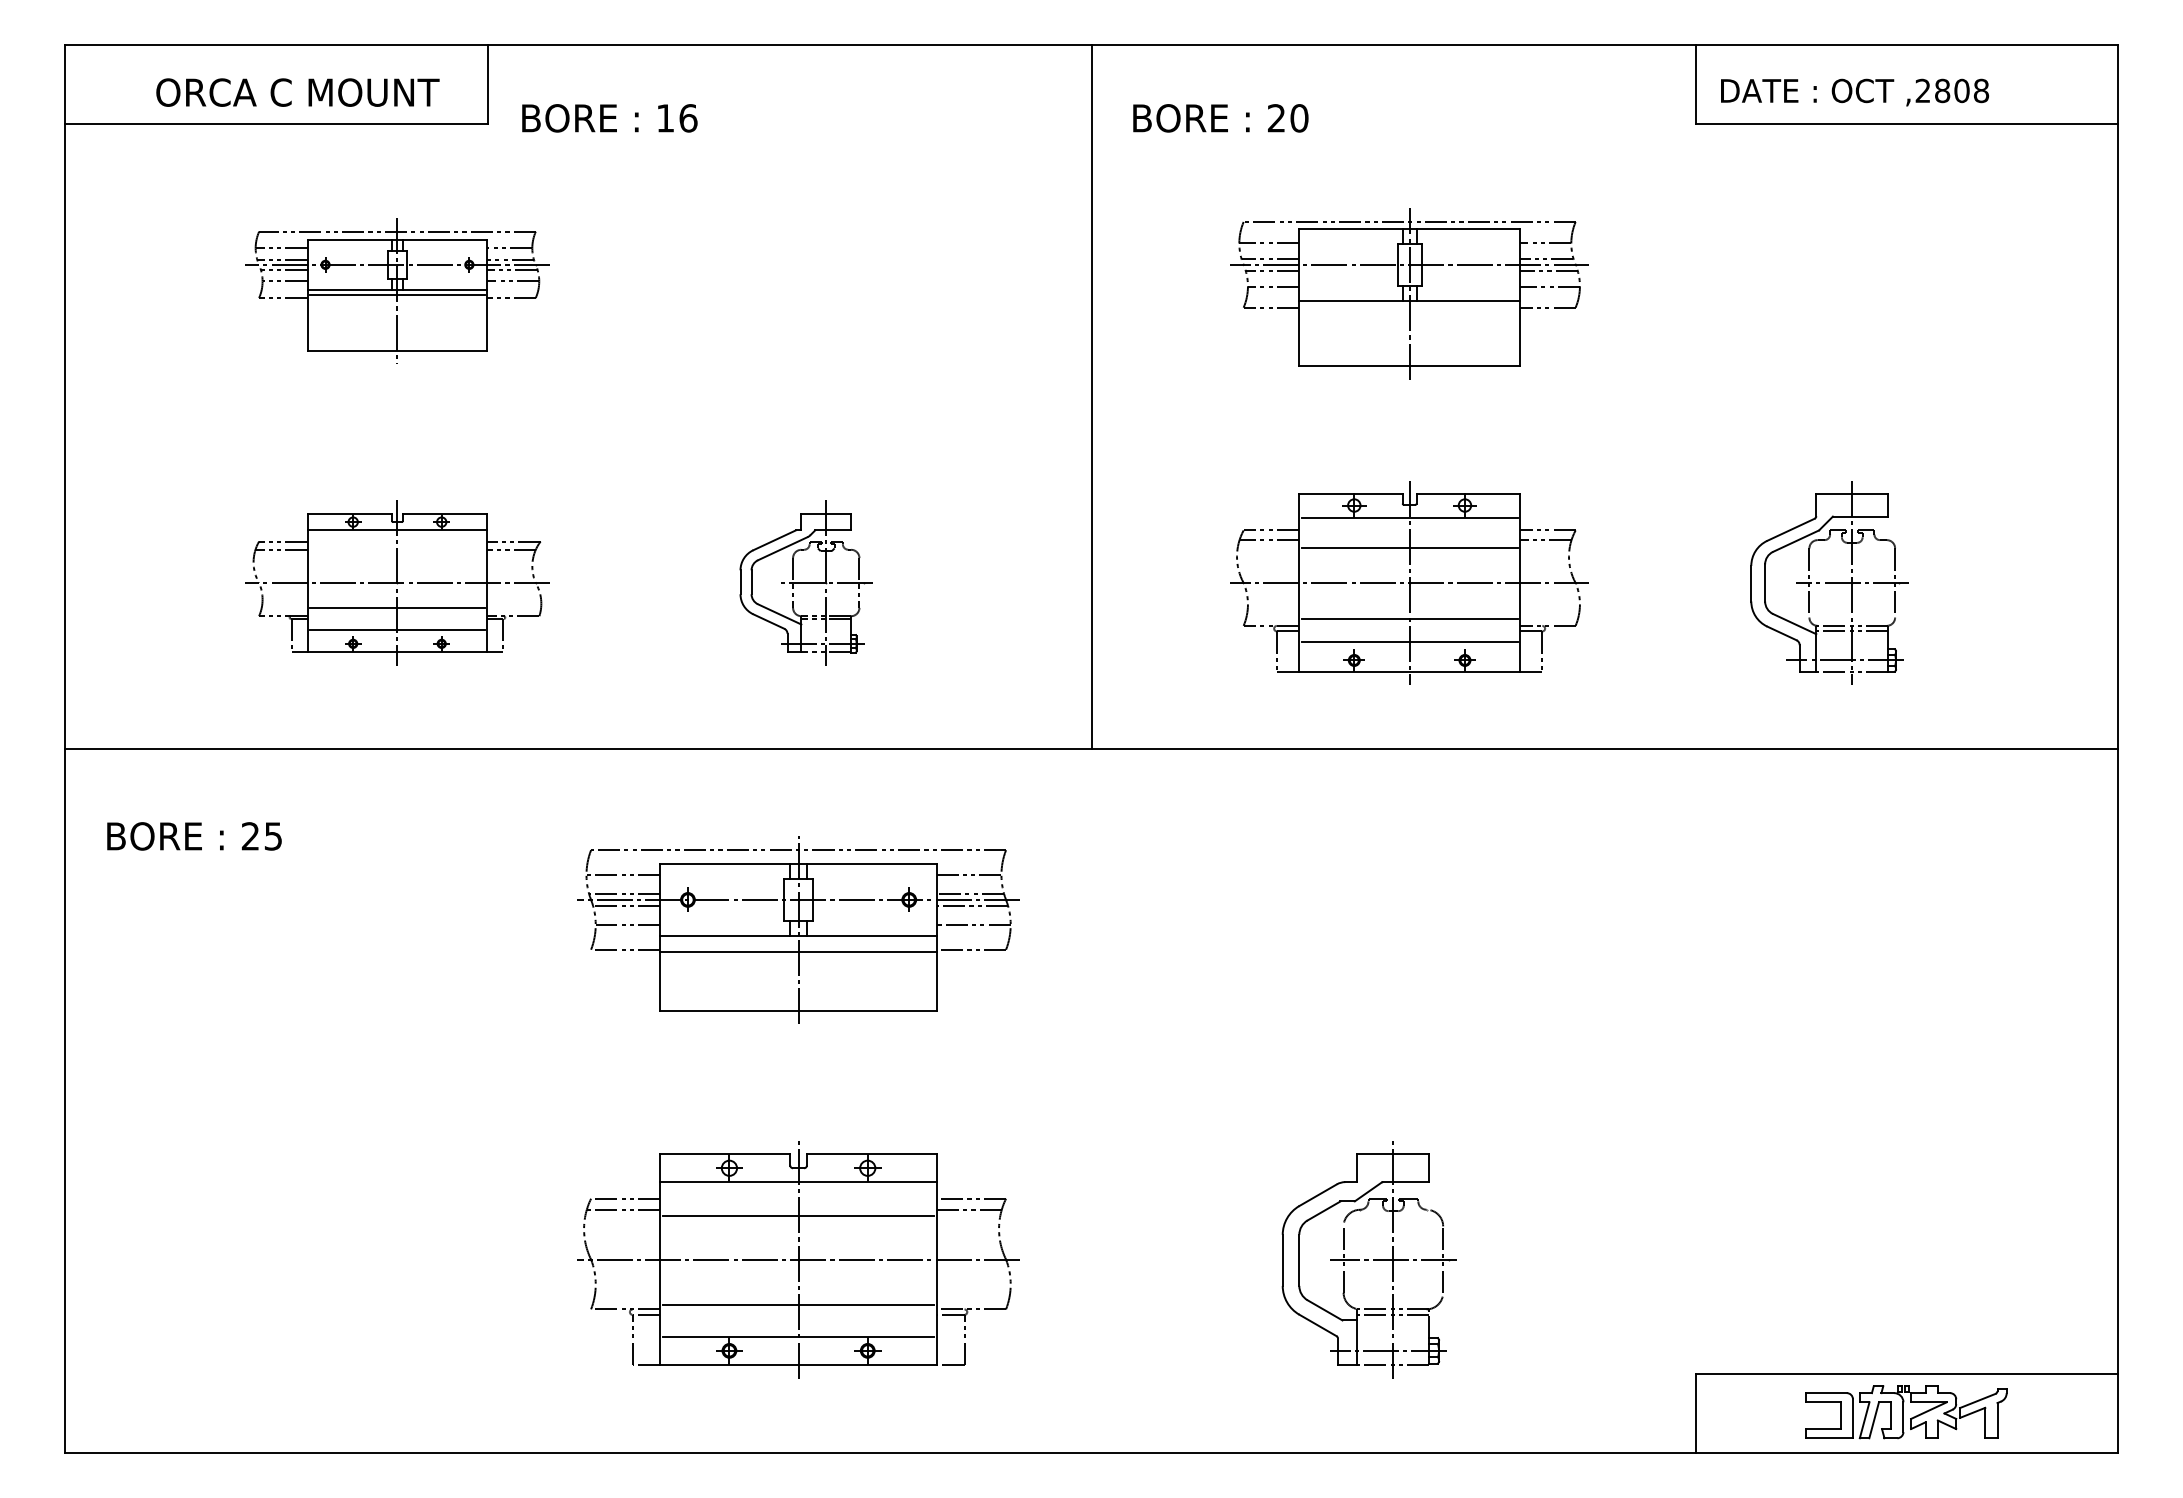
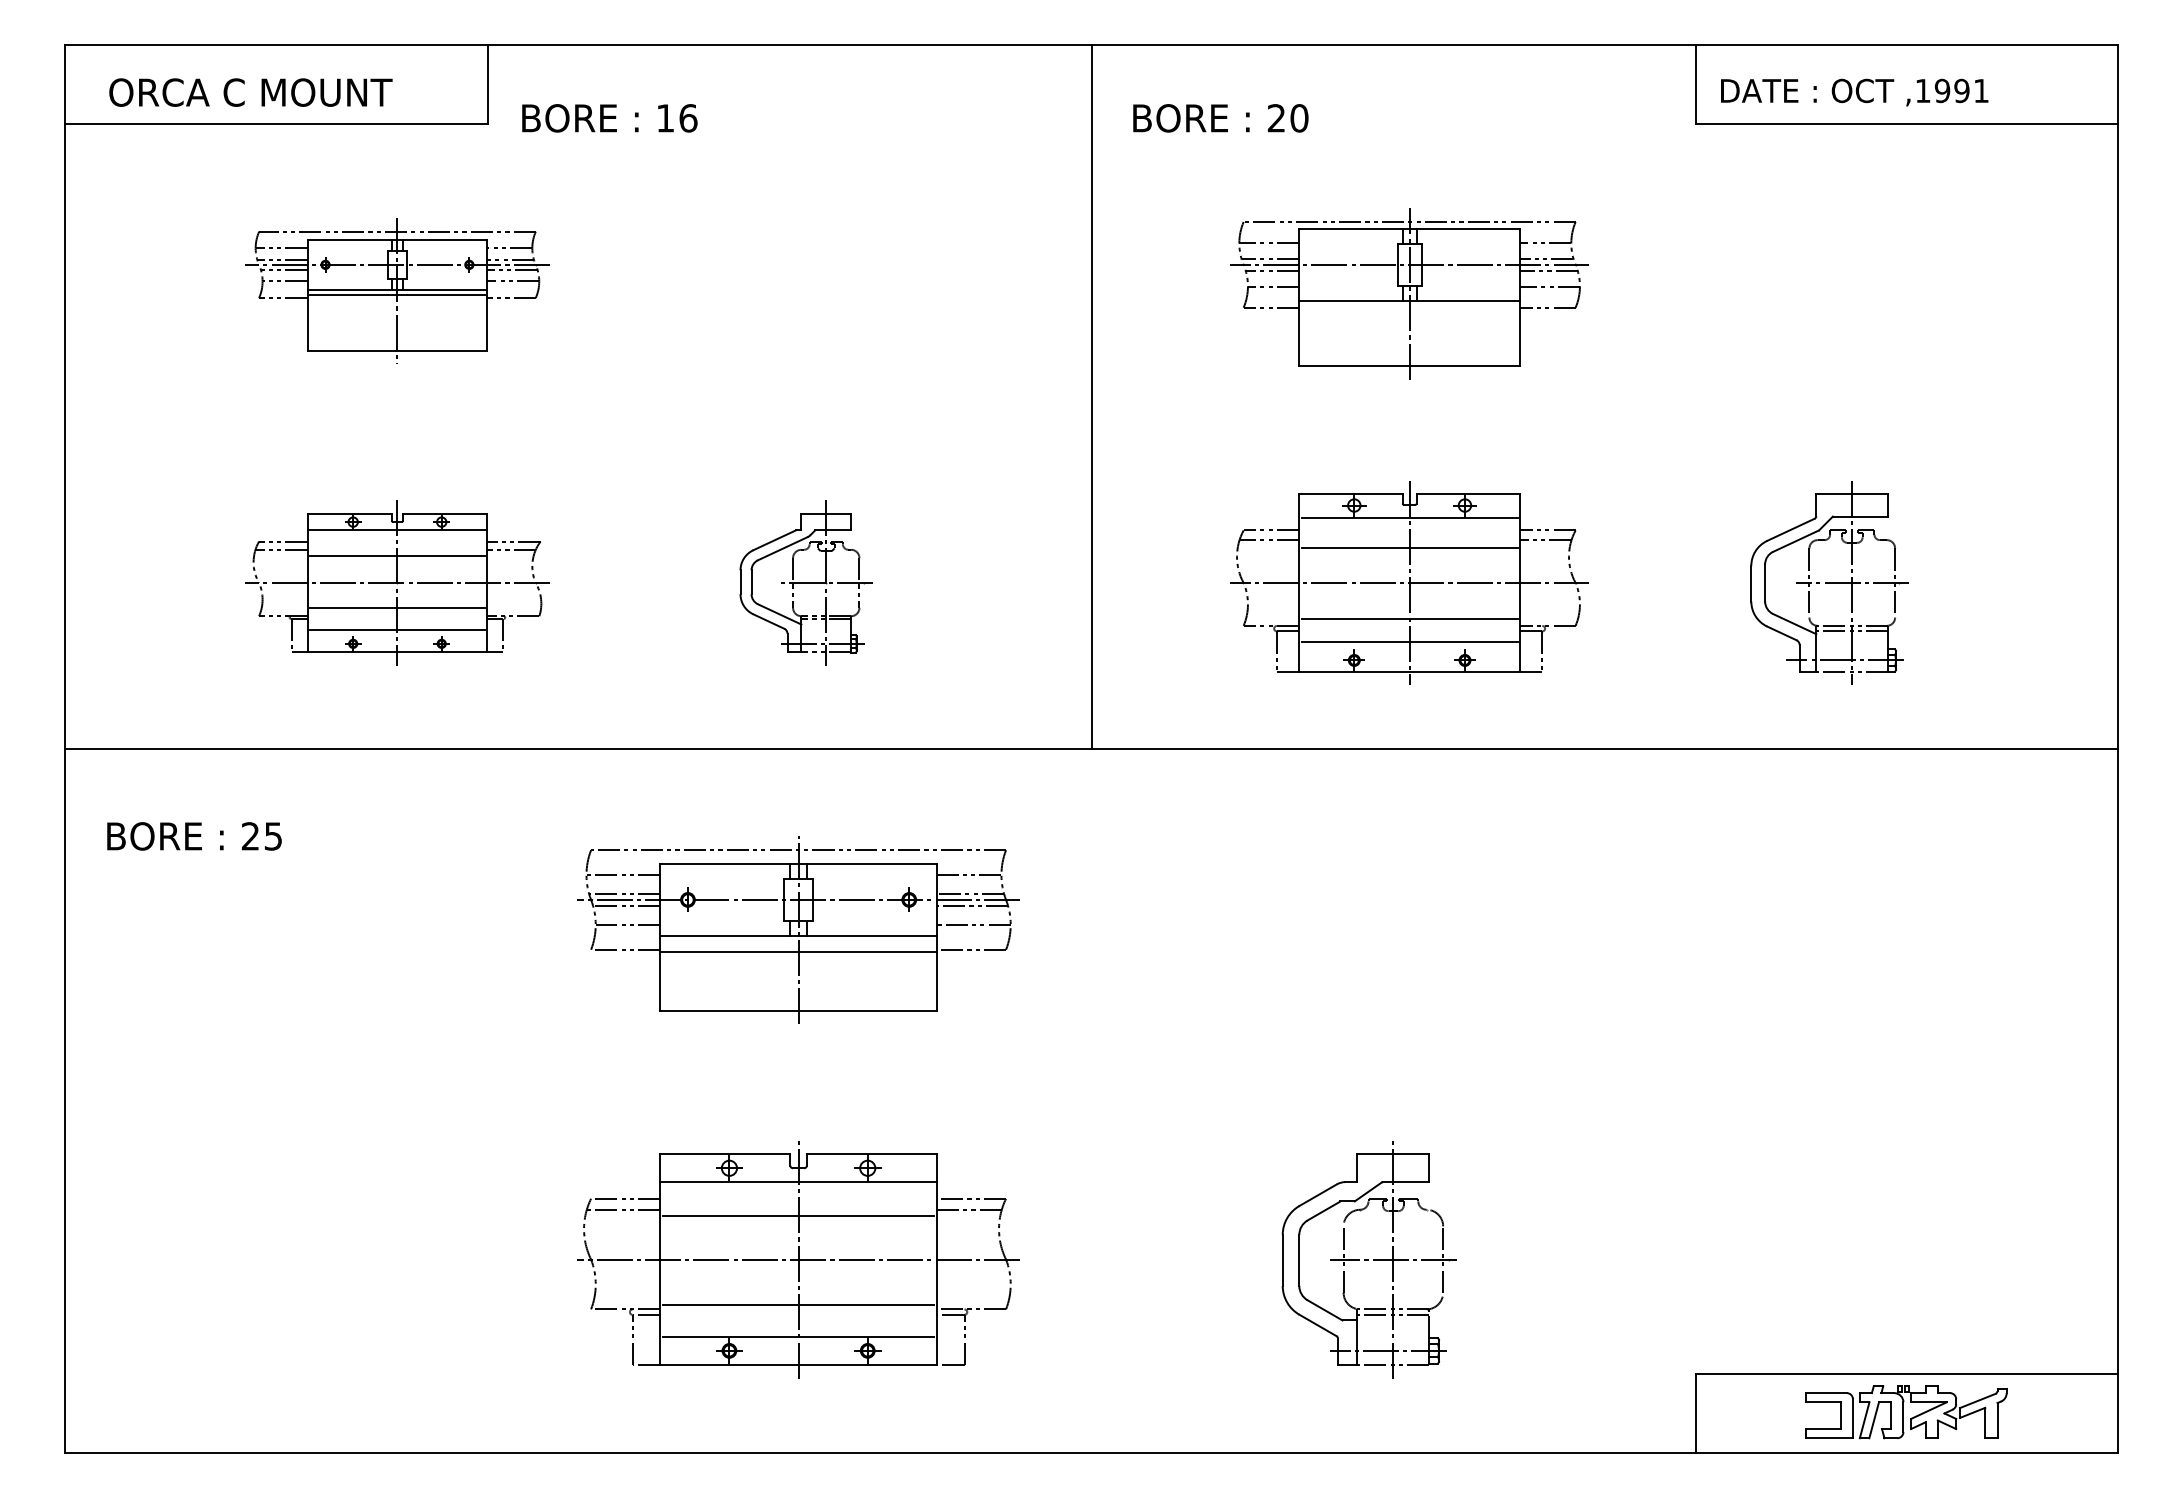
text: ,2808 -> ,1991 (1952, 90)
text position: (297, 92) -> (250, 92) (250, 92)
line: none -> present (397, 556)
